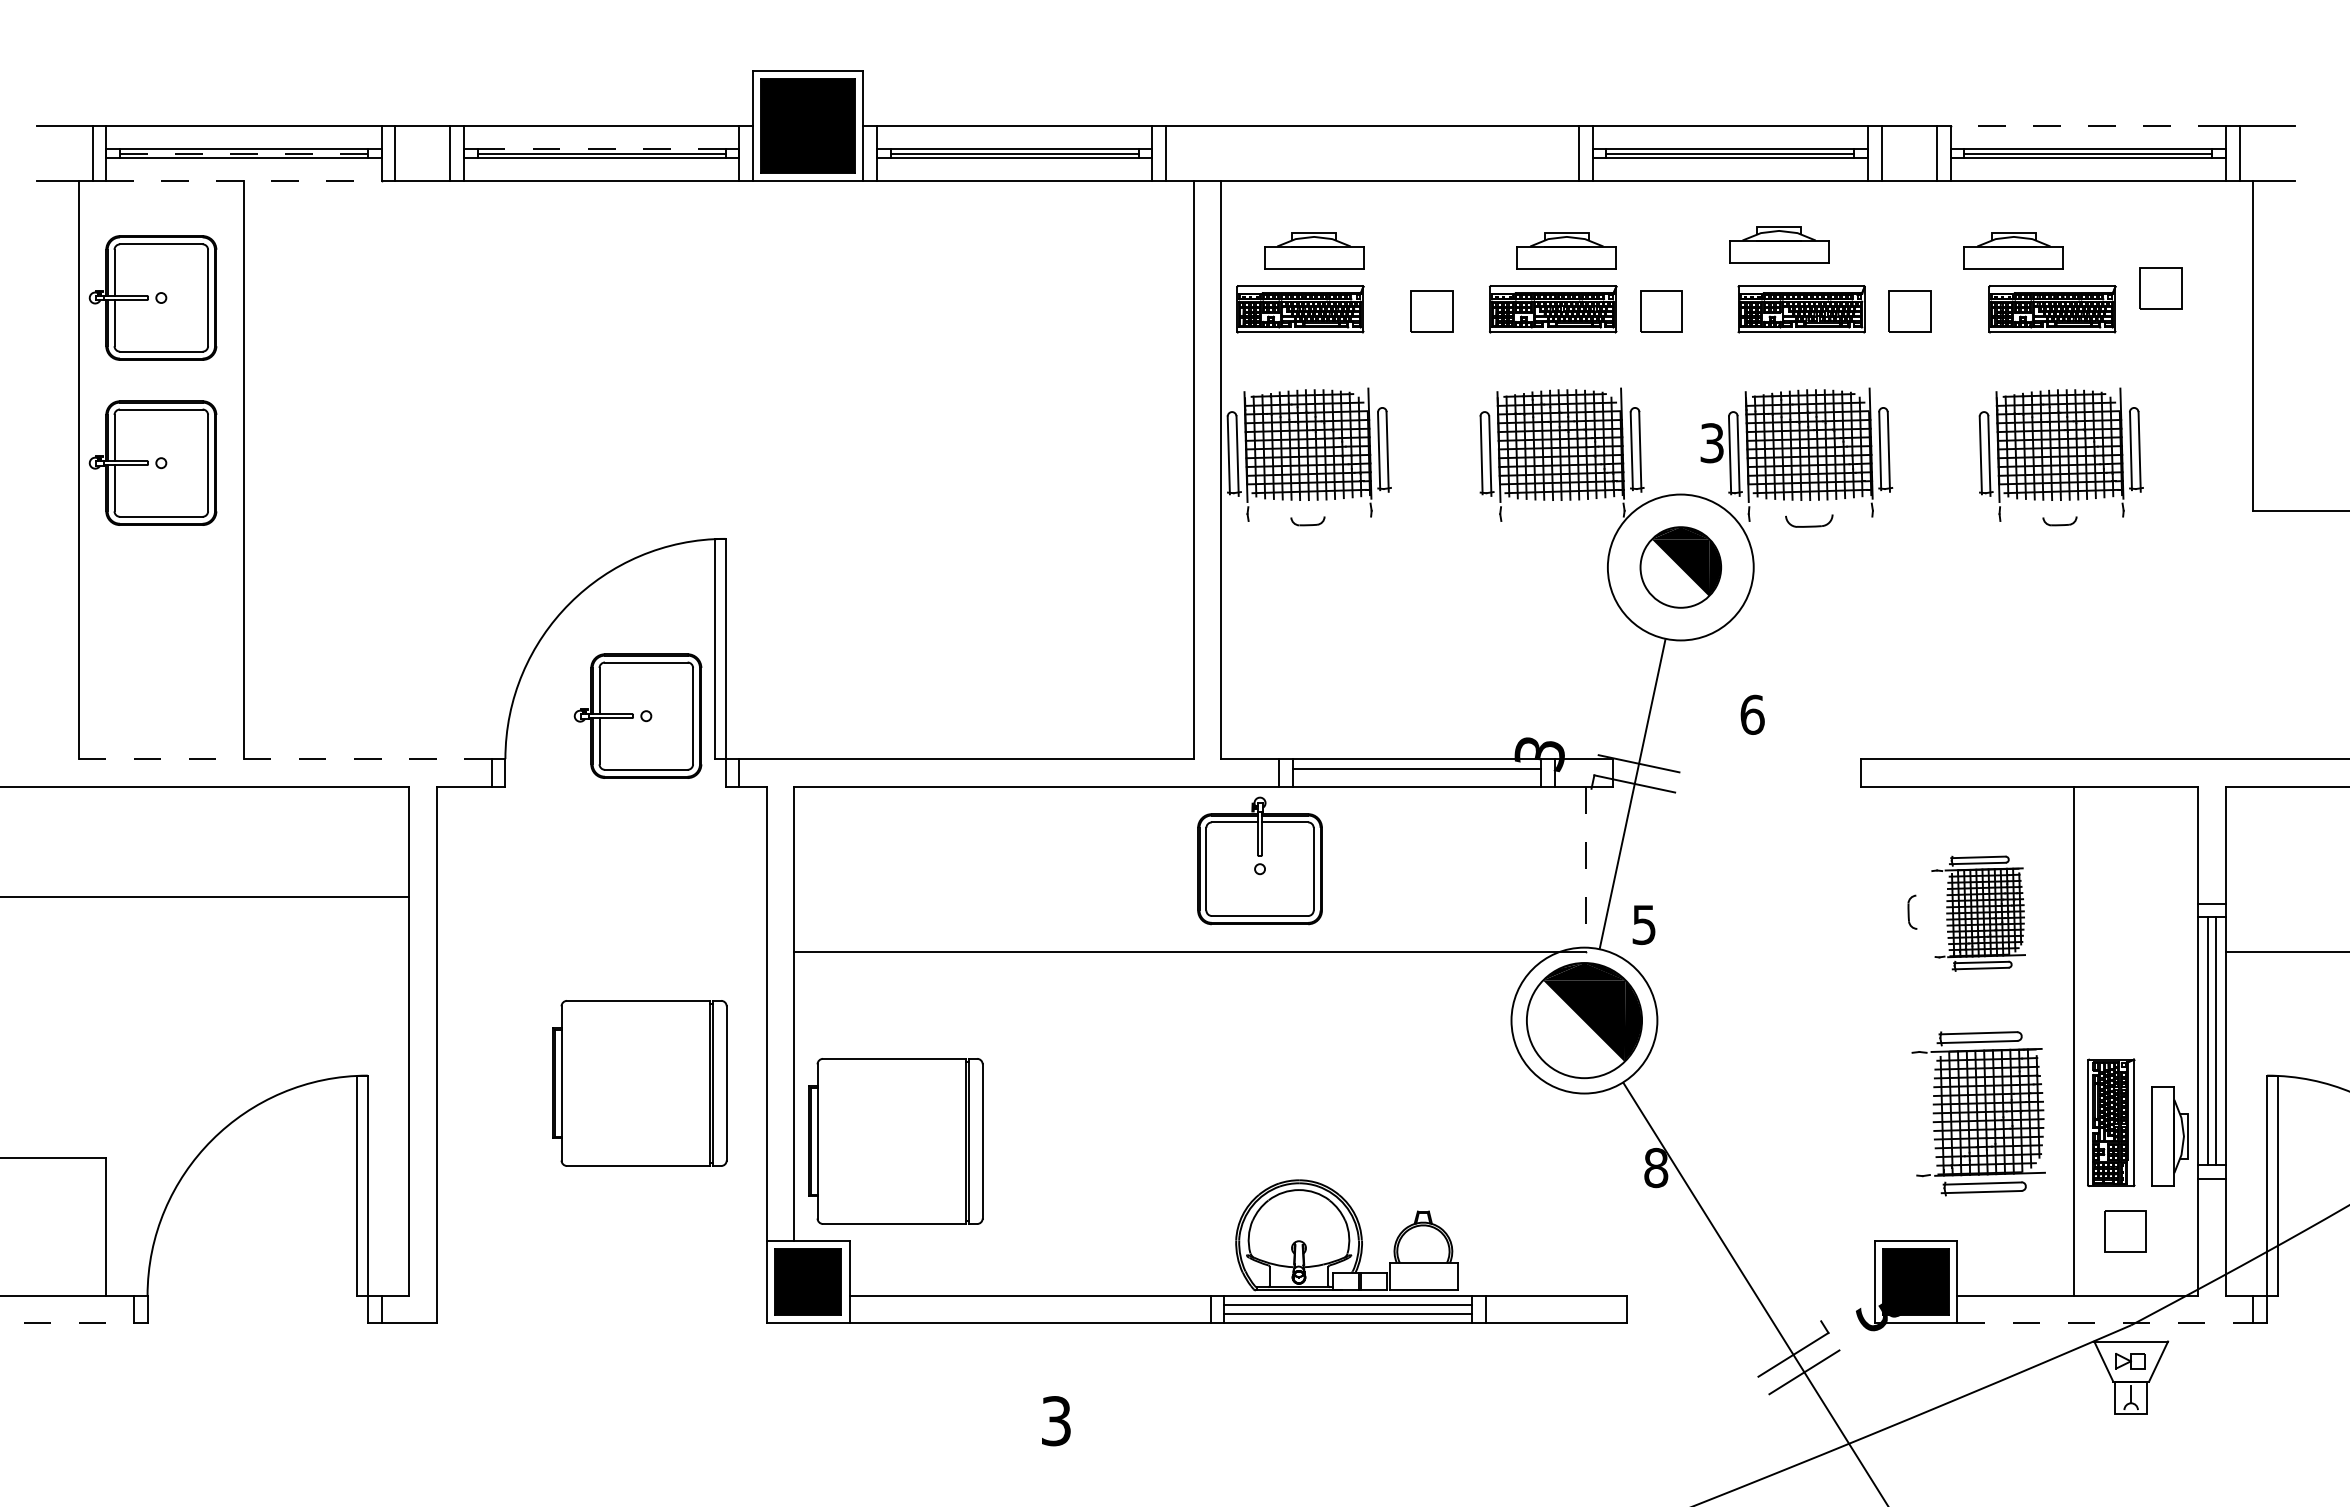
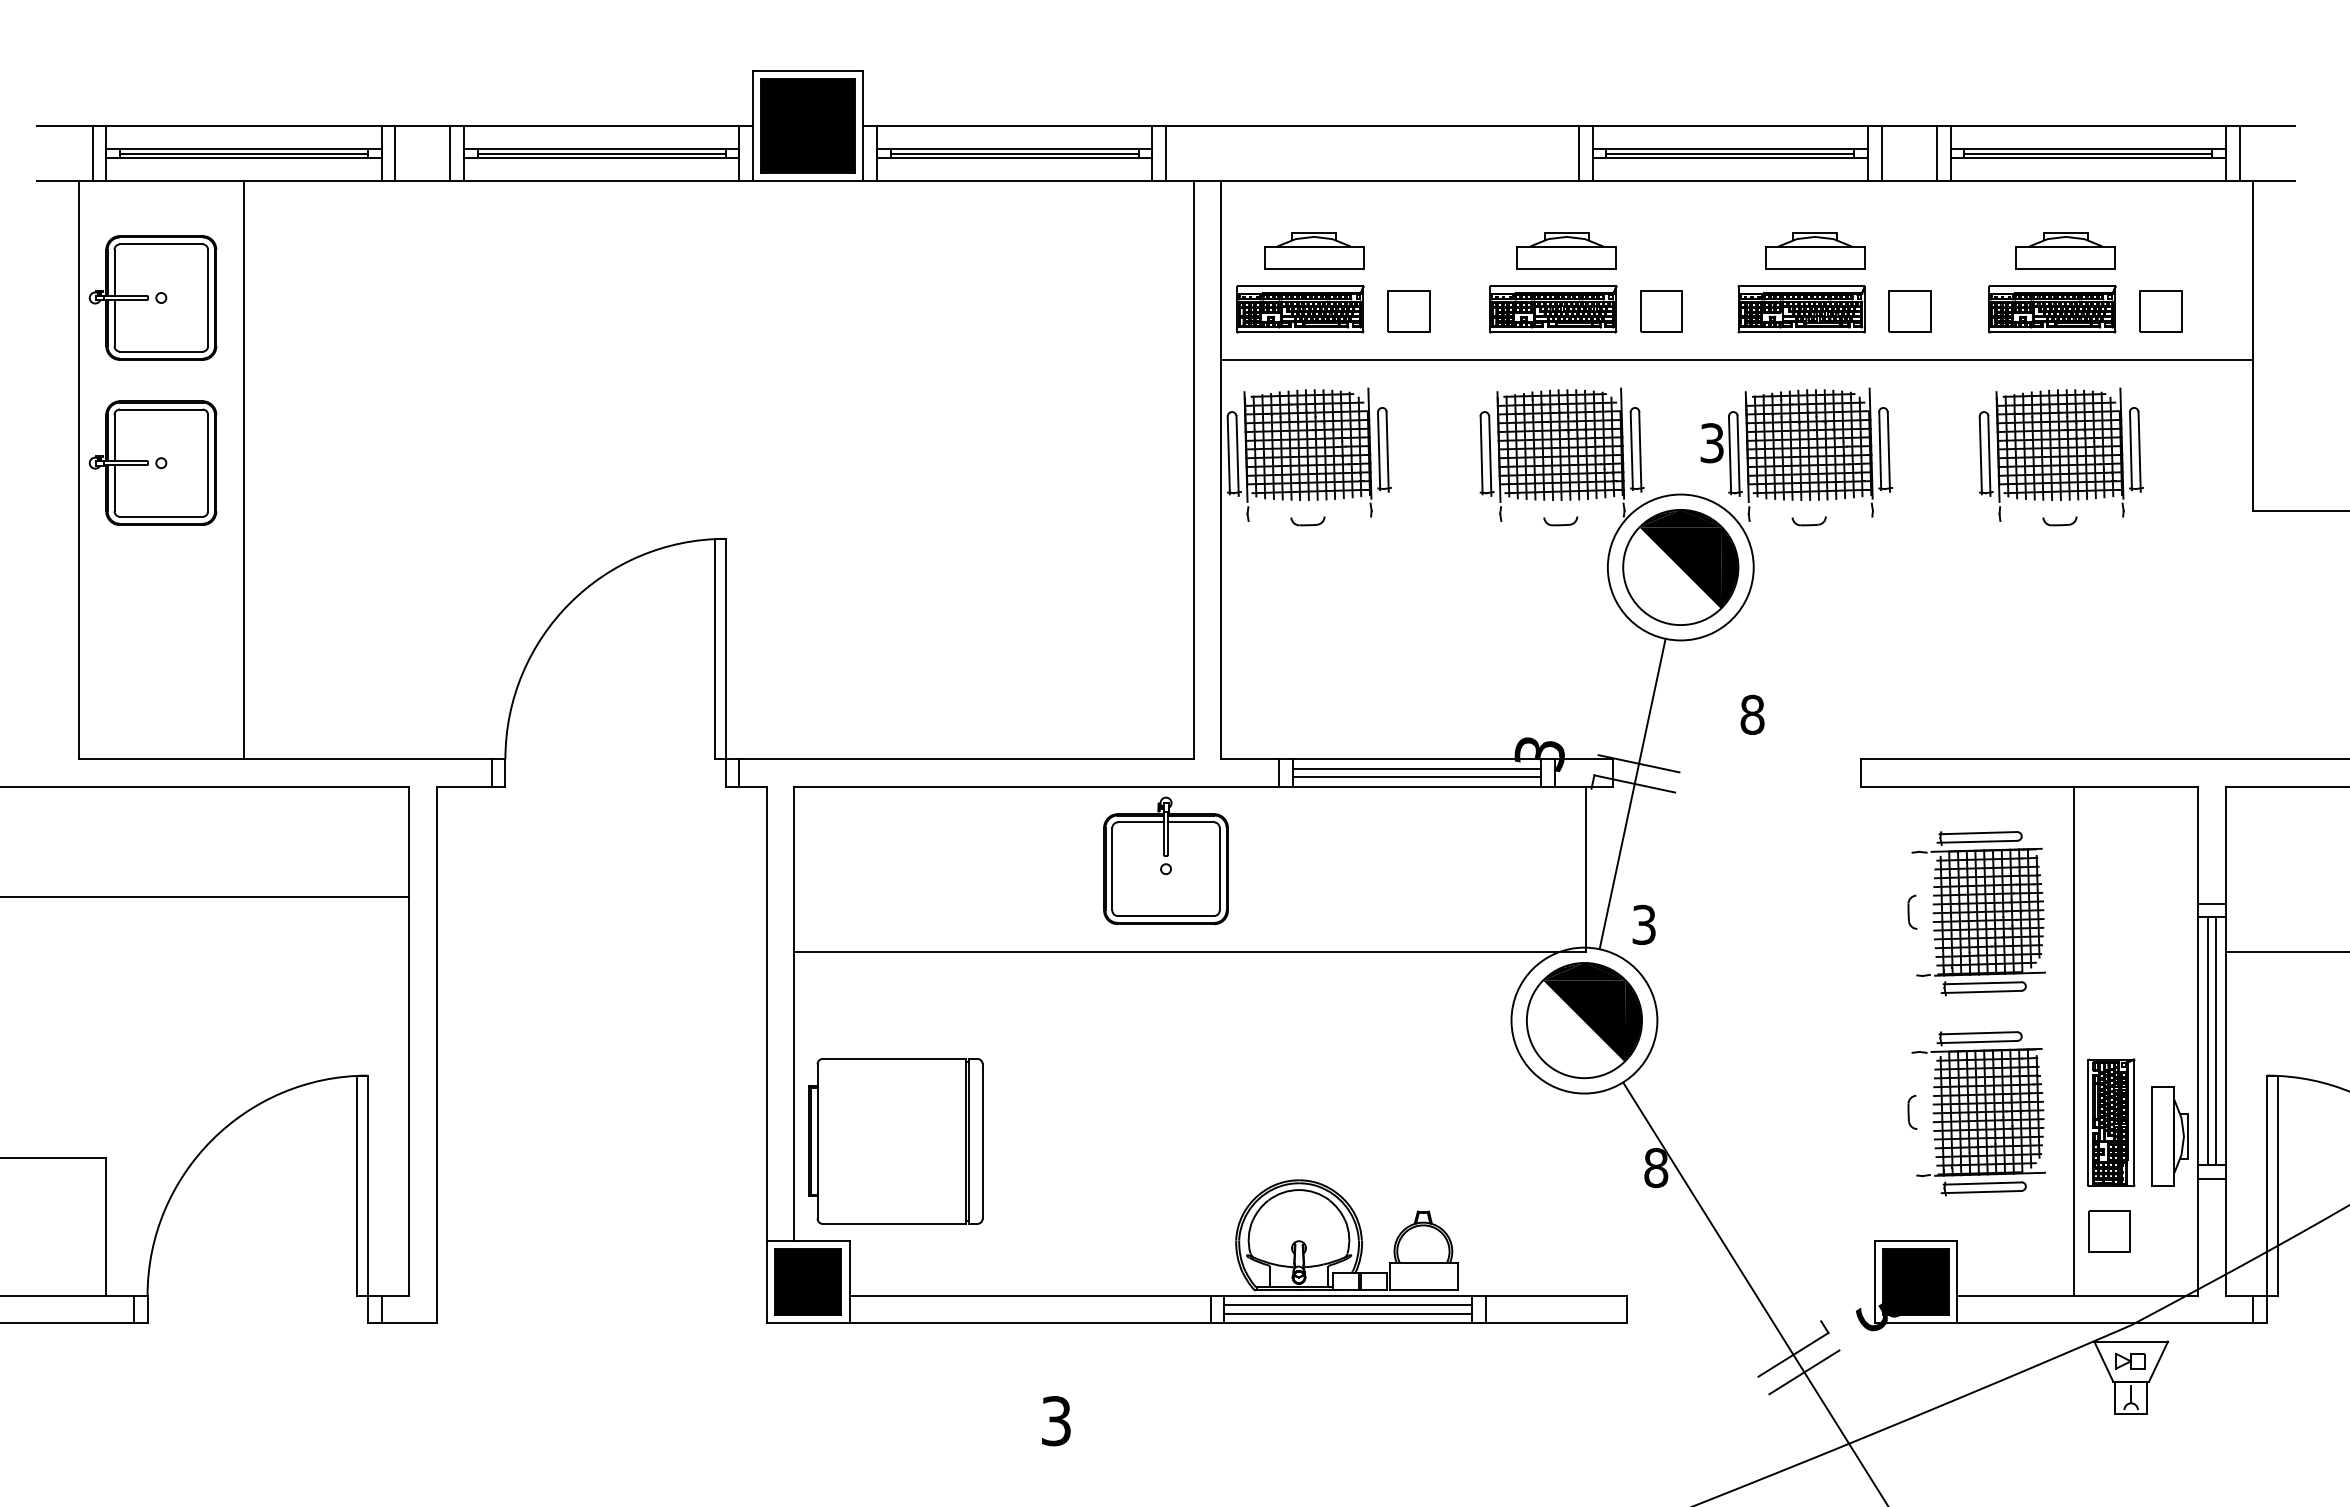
line: dashed -> solid (2088, 125)
line: dashed -> solid (601, 149)
line: dashed -> solid (243, 153)
line: dashed -> solid (243, 181)
part position: (1779, 244) -> (1815, 250) (1815, 250)
part position: (2013, 250) -> (2065, 250) (2065, 250)
part position: (2160, 288) -> (2160, 311) (2160, 311)
part position: (1431, 311) -> (1408, 311) (1408, 311)
line: none -> present (1737, 359)
part size: 49x14 px -> 36x11 px (1808, 521)
part: none -> present (1560, 521)
part size: 84x83 px -> 118x117 px (1680, 567)
text: 6 -> 8 (1752, 714)
part: present -> none (637, 715)
line: dashed -> solid (285, 759)
line: none -> present (1416, 776)
part position: (1259, 860) -> (1165, 860) (1165, 860)
line: dashed -> solid (1585, 869)
part size: 95x117 px -> 135x166 px (1978, 913)
text: 5 -> 3 (1644, 924)
part: present -> none (639, 1083)
part: none -> present (1912, 1111)
part position: (2125, 1231) -> (2109, 1231) (2109, 1231)
line: dashed -> solid (66, 1323)
line: dashed -> solid (2105, 1323)
